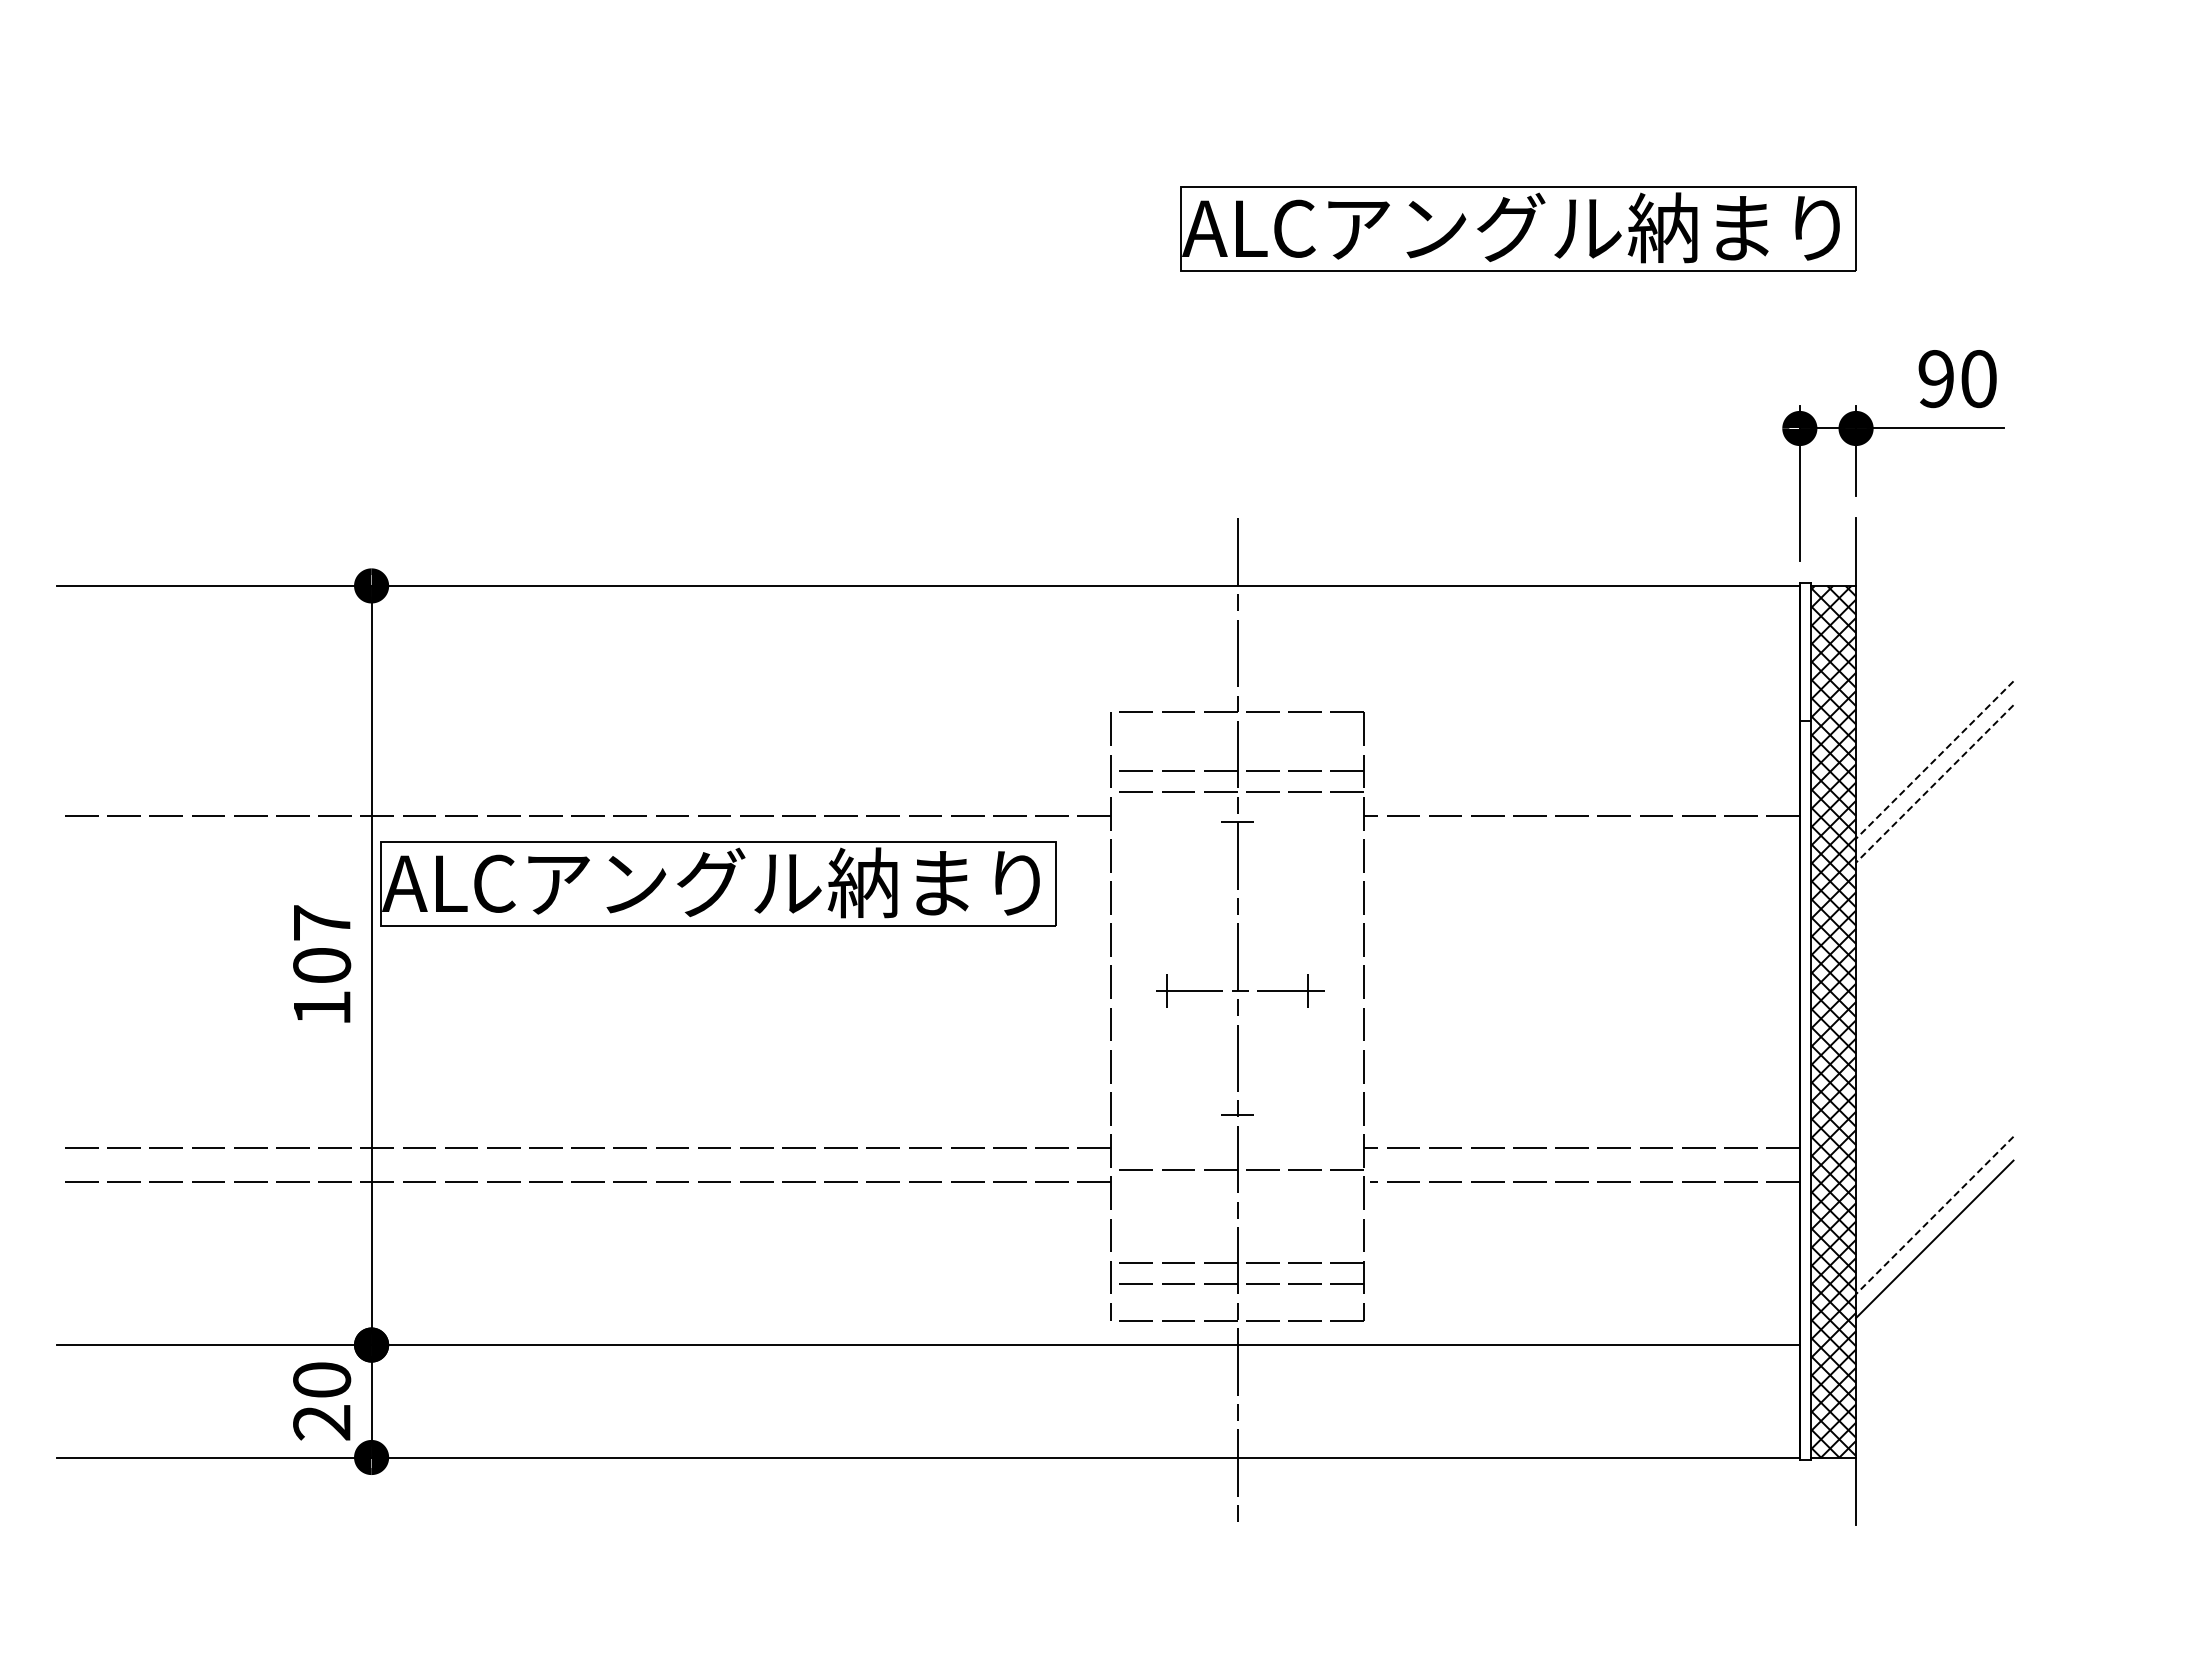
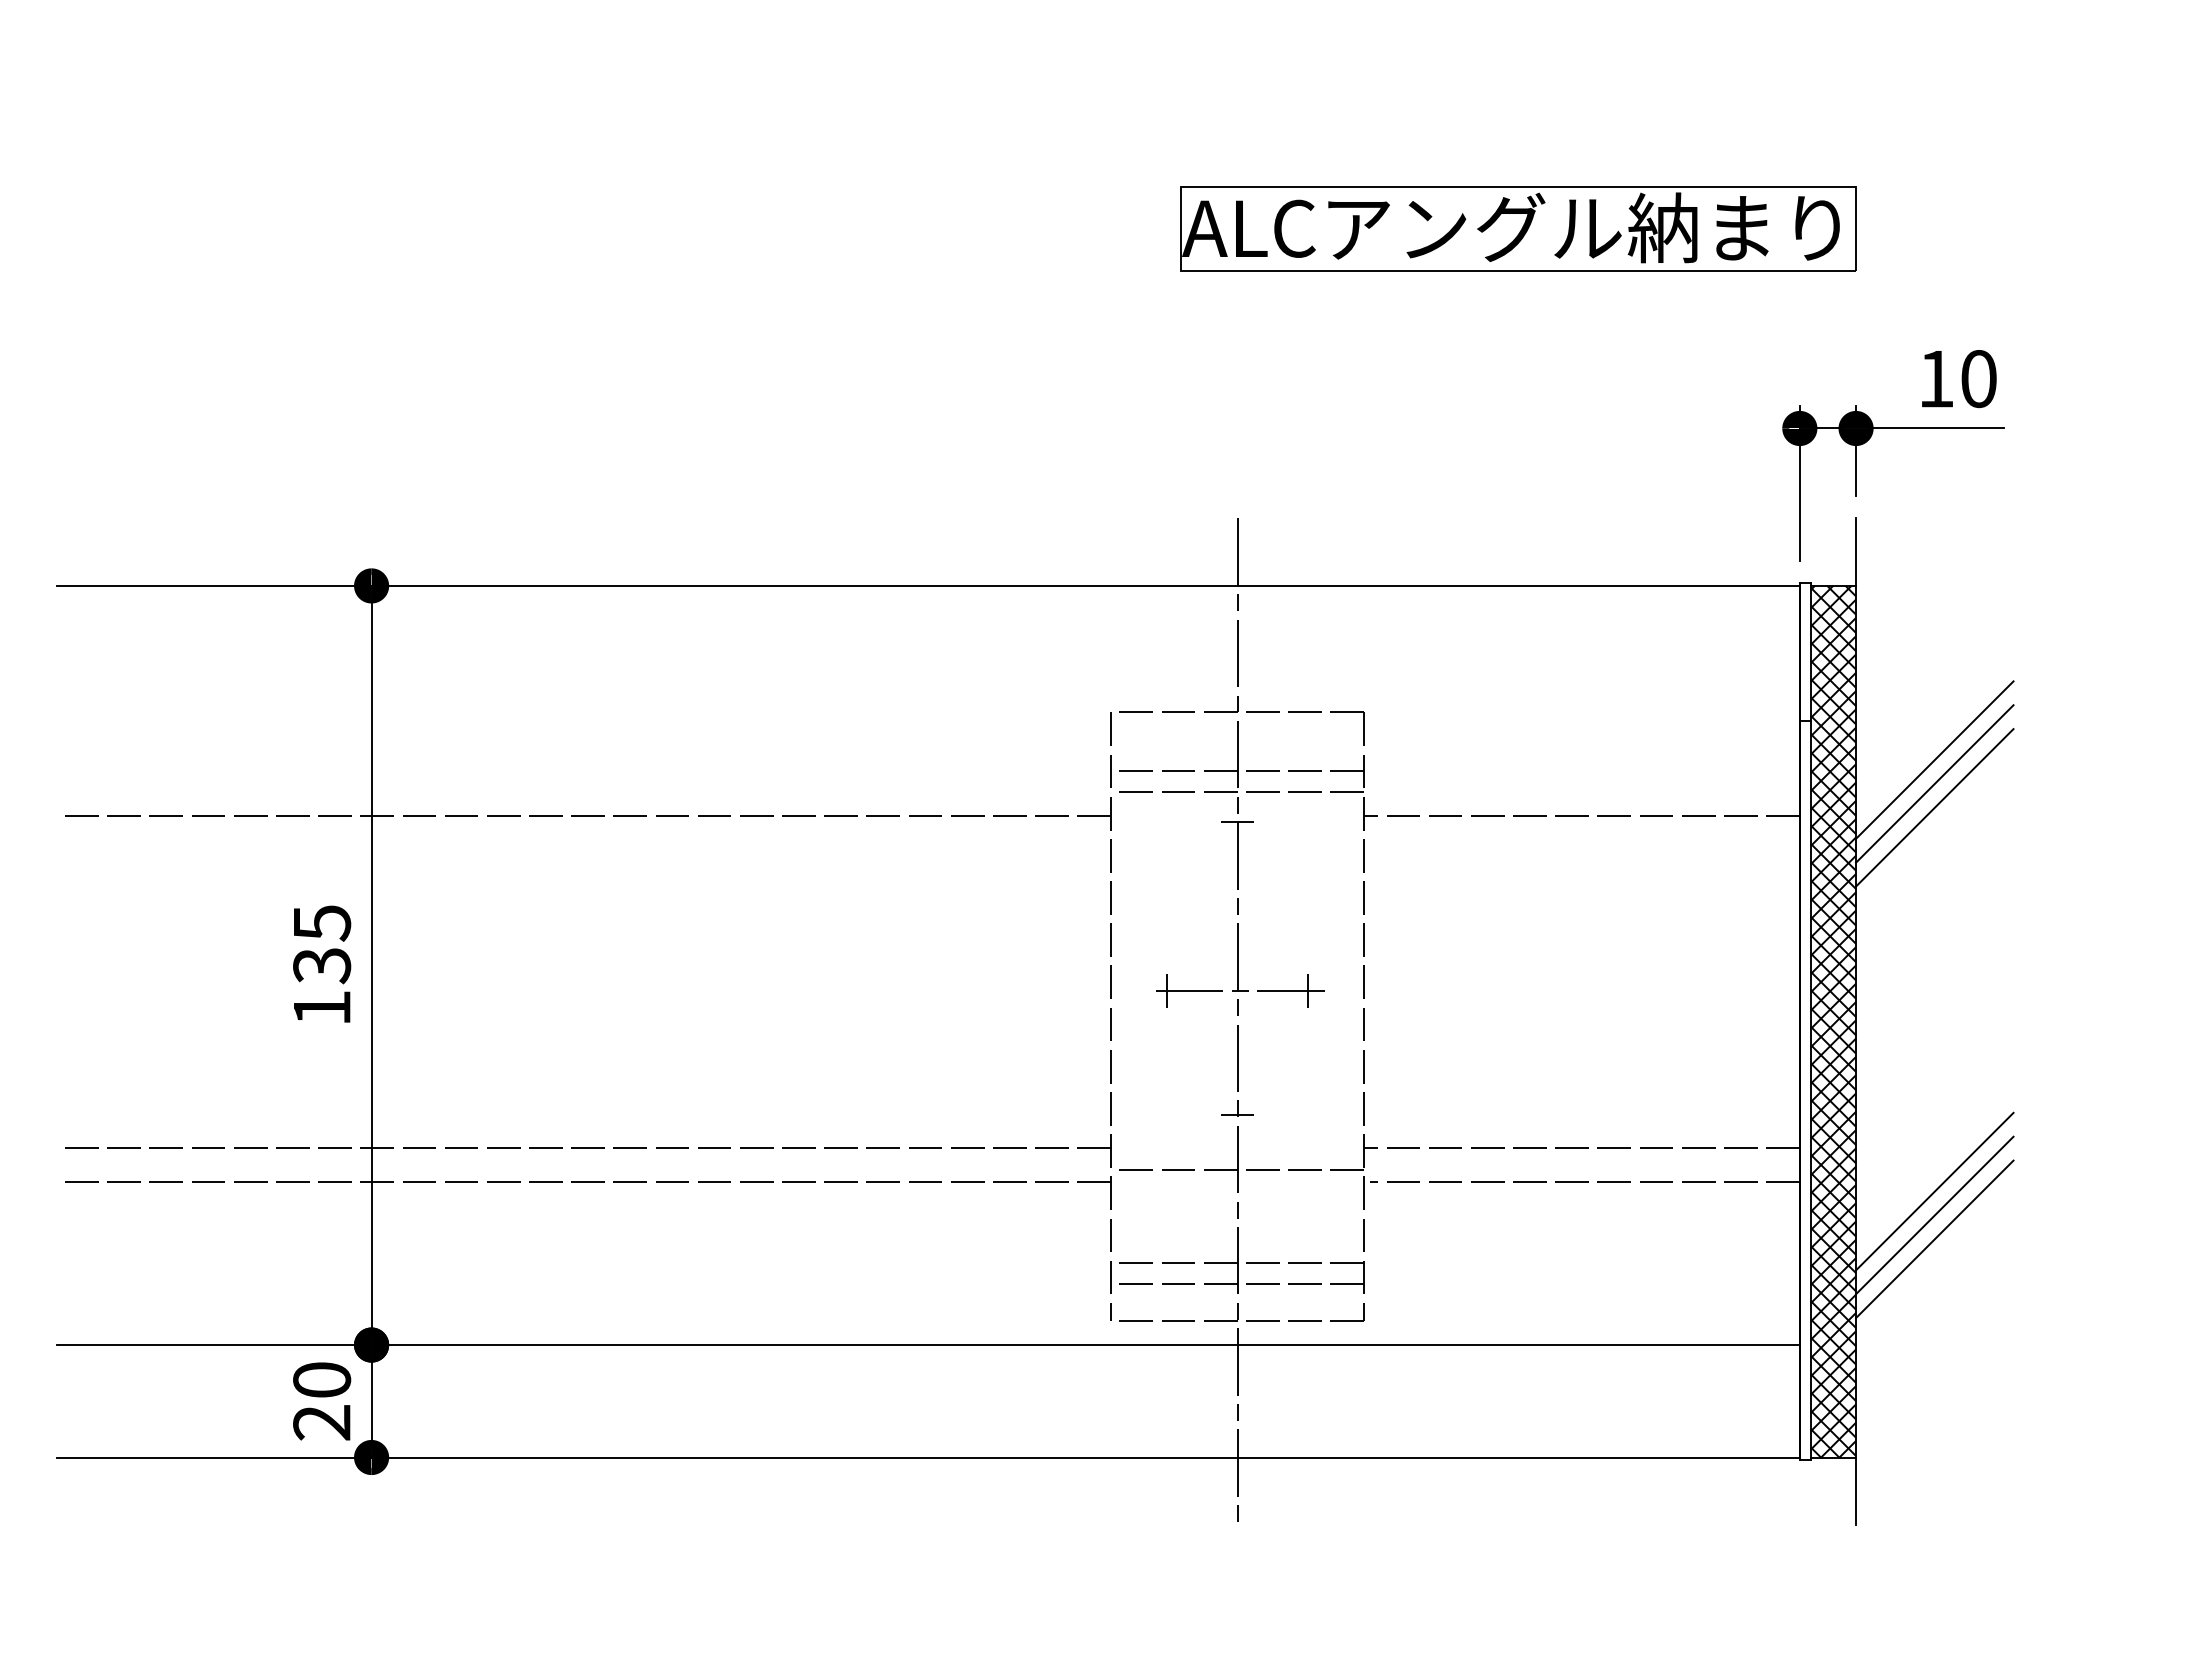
text: 90 -> 10 (1935, 379)
line: dashed -> solid (1934, 760)
line: dashed -> solid (1934, 784)
line: none -> present (1934, 807)
part: present -> none (718, 883)
text: 107 -> 135 (322, 944)
line: none -> present (1934, 1191)
line: dashed -> solid (1934, 1215)
